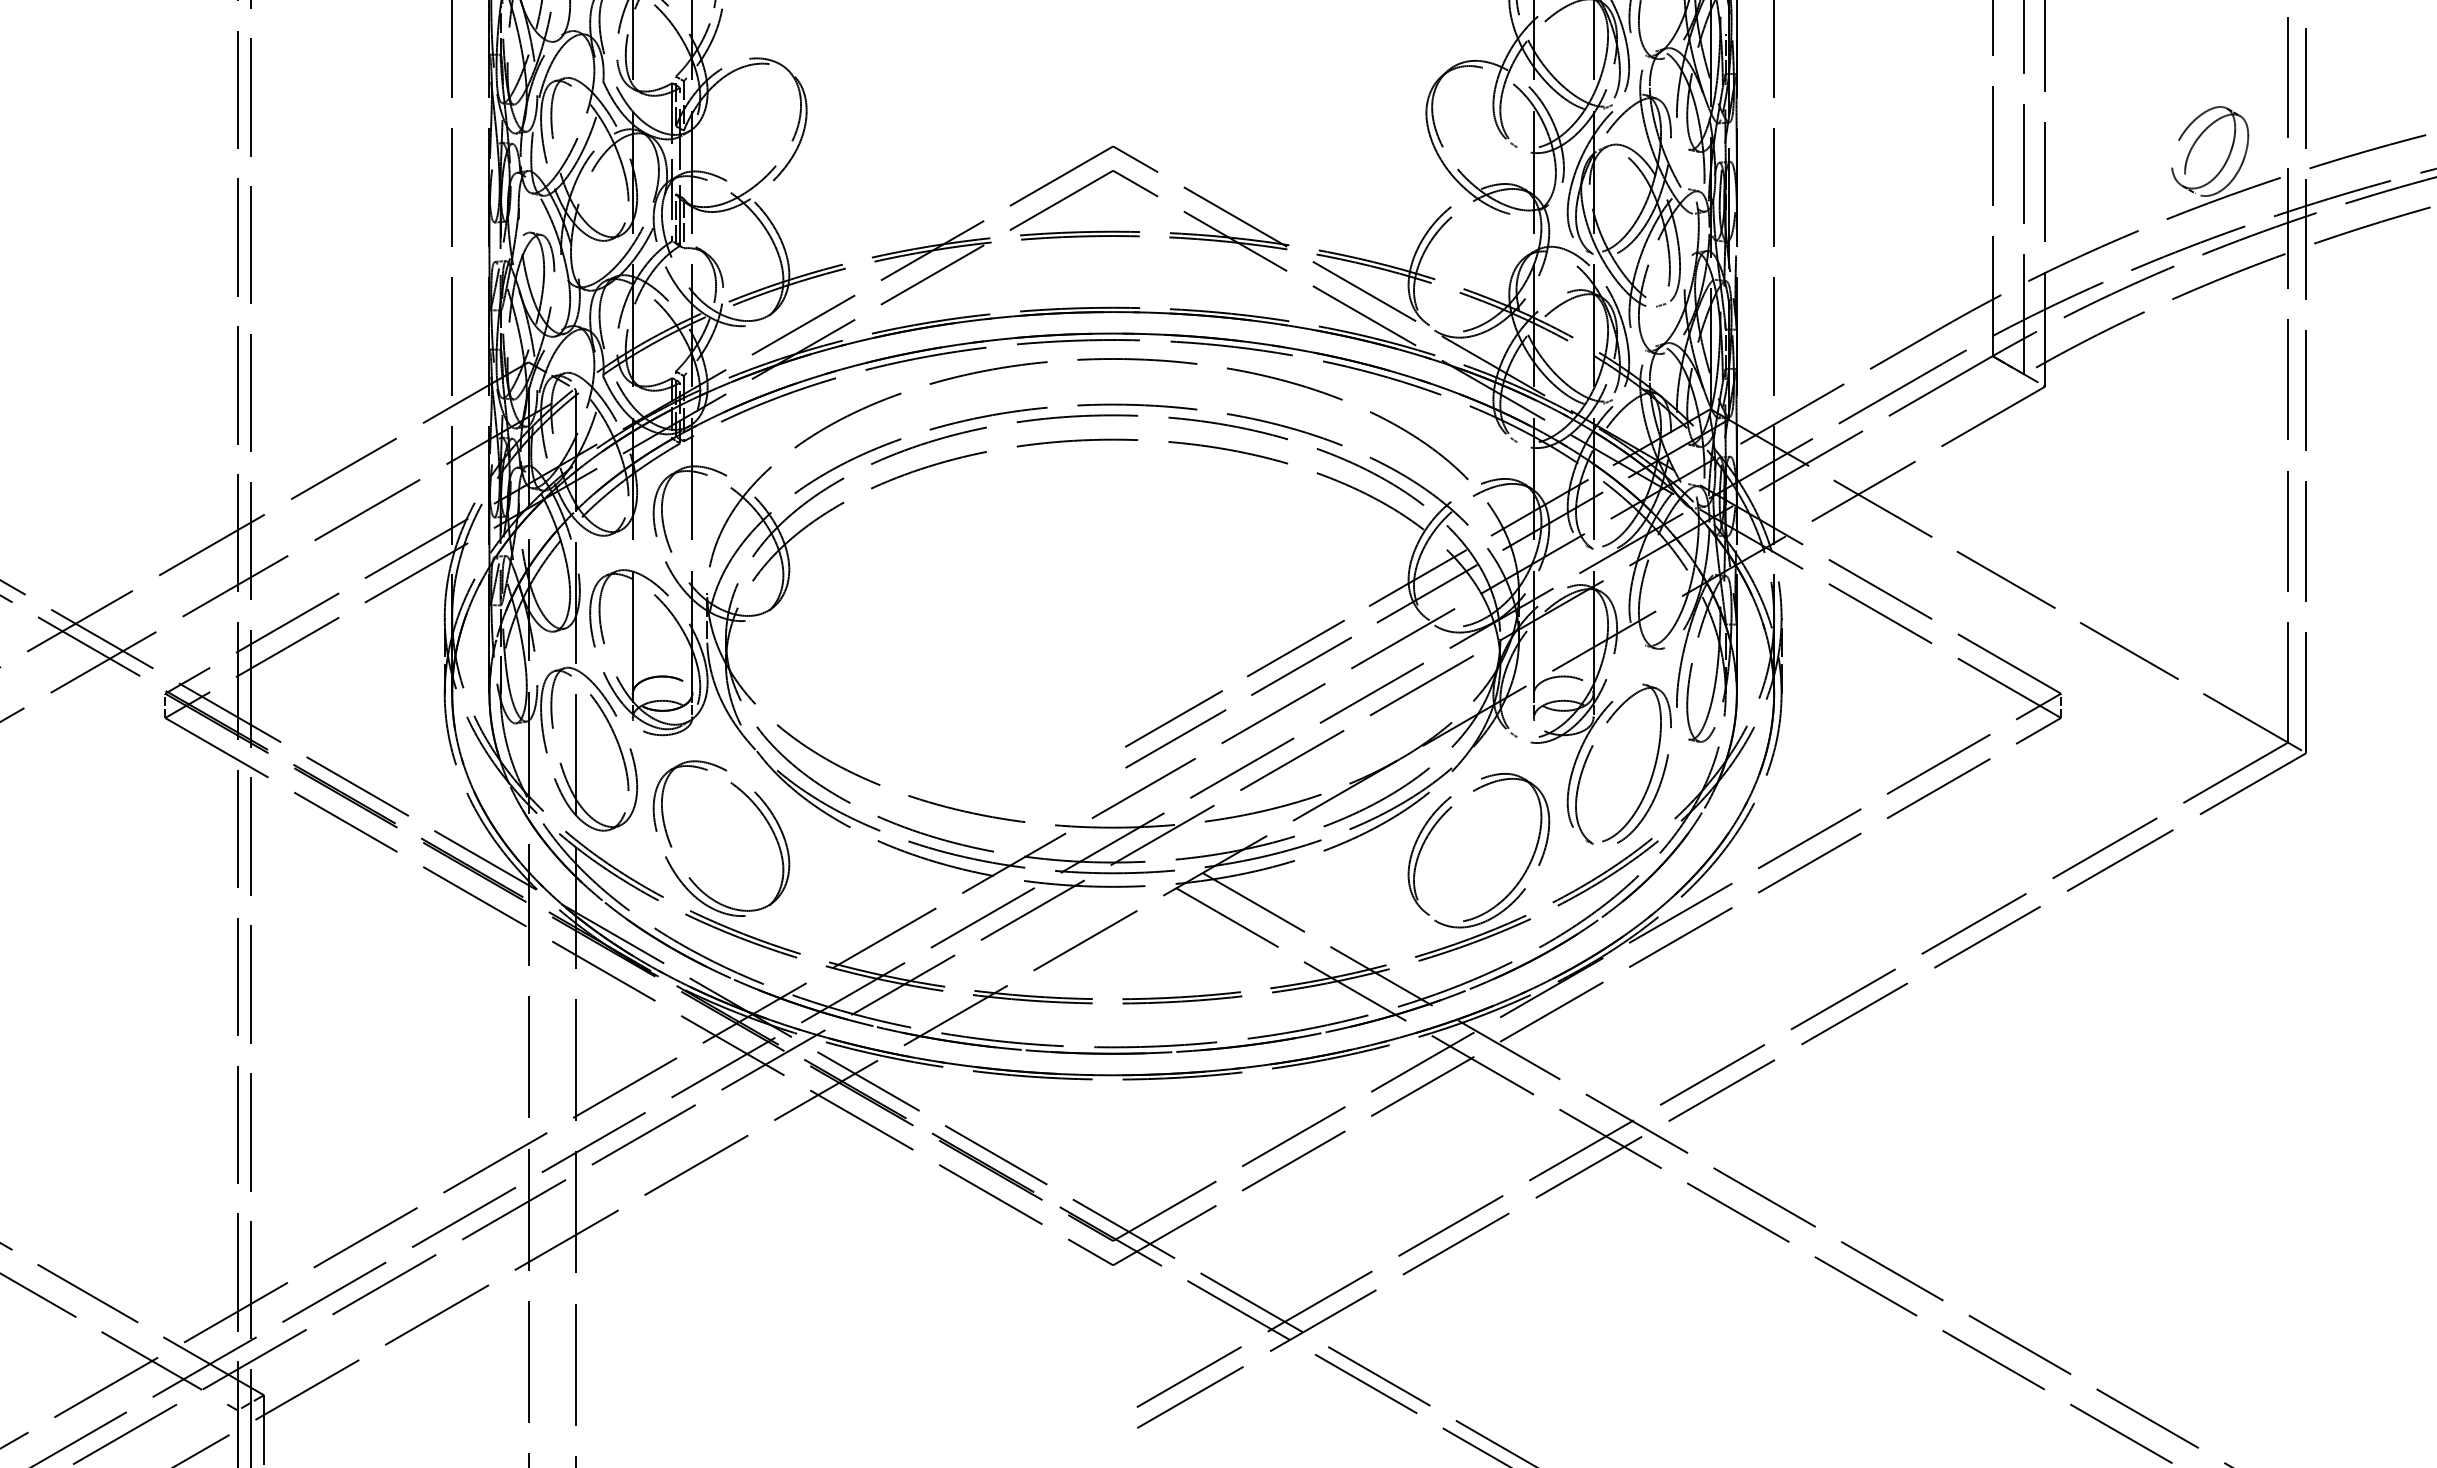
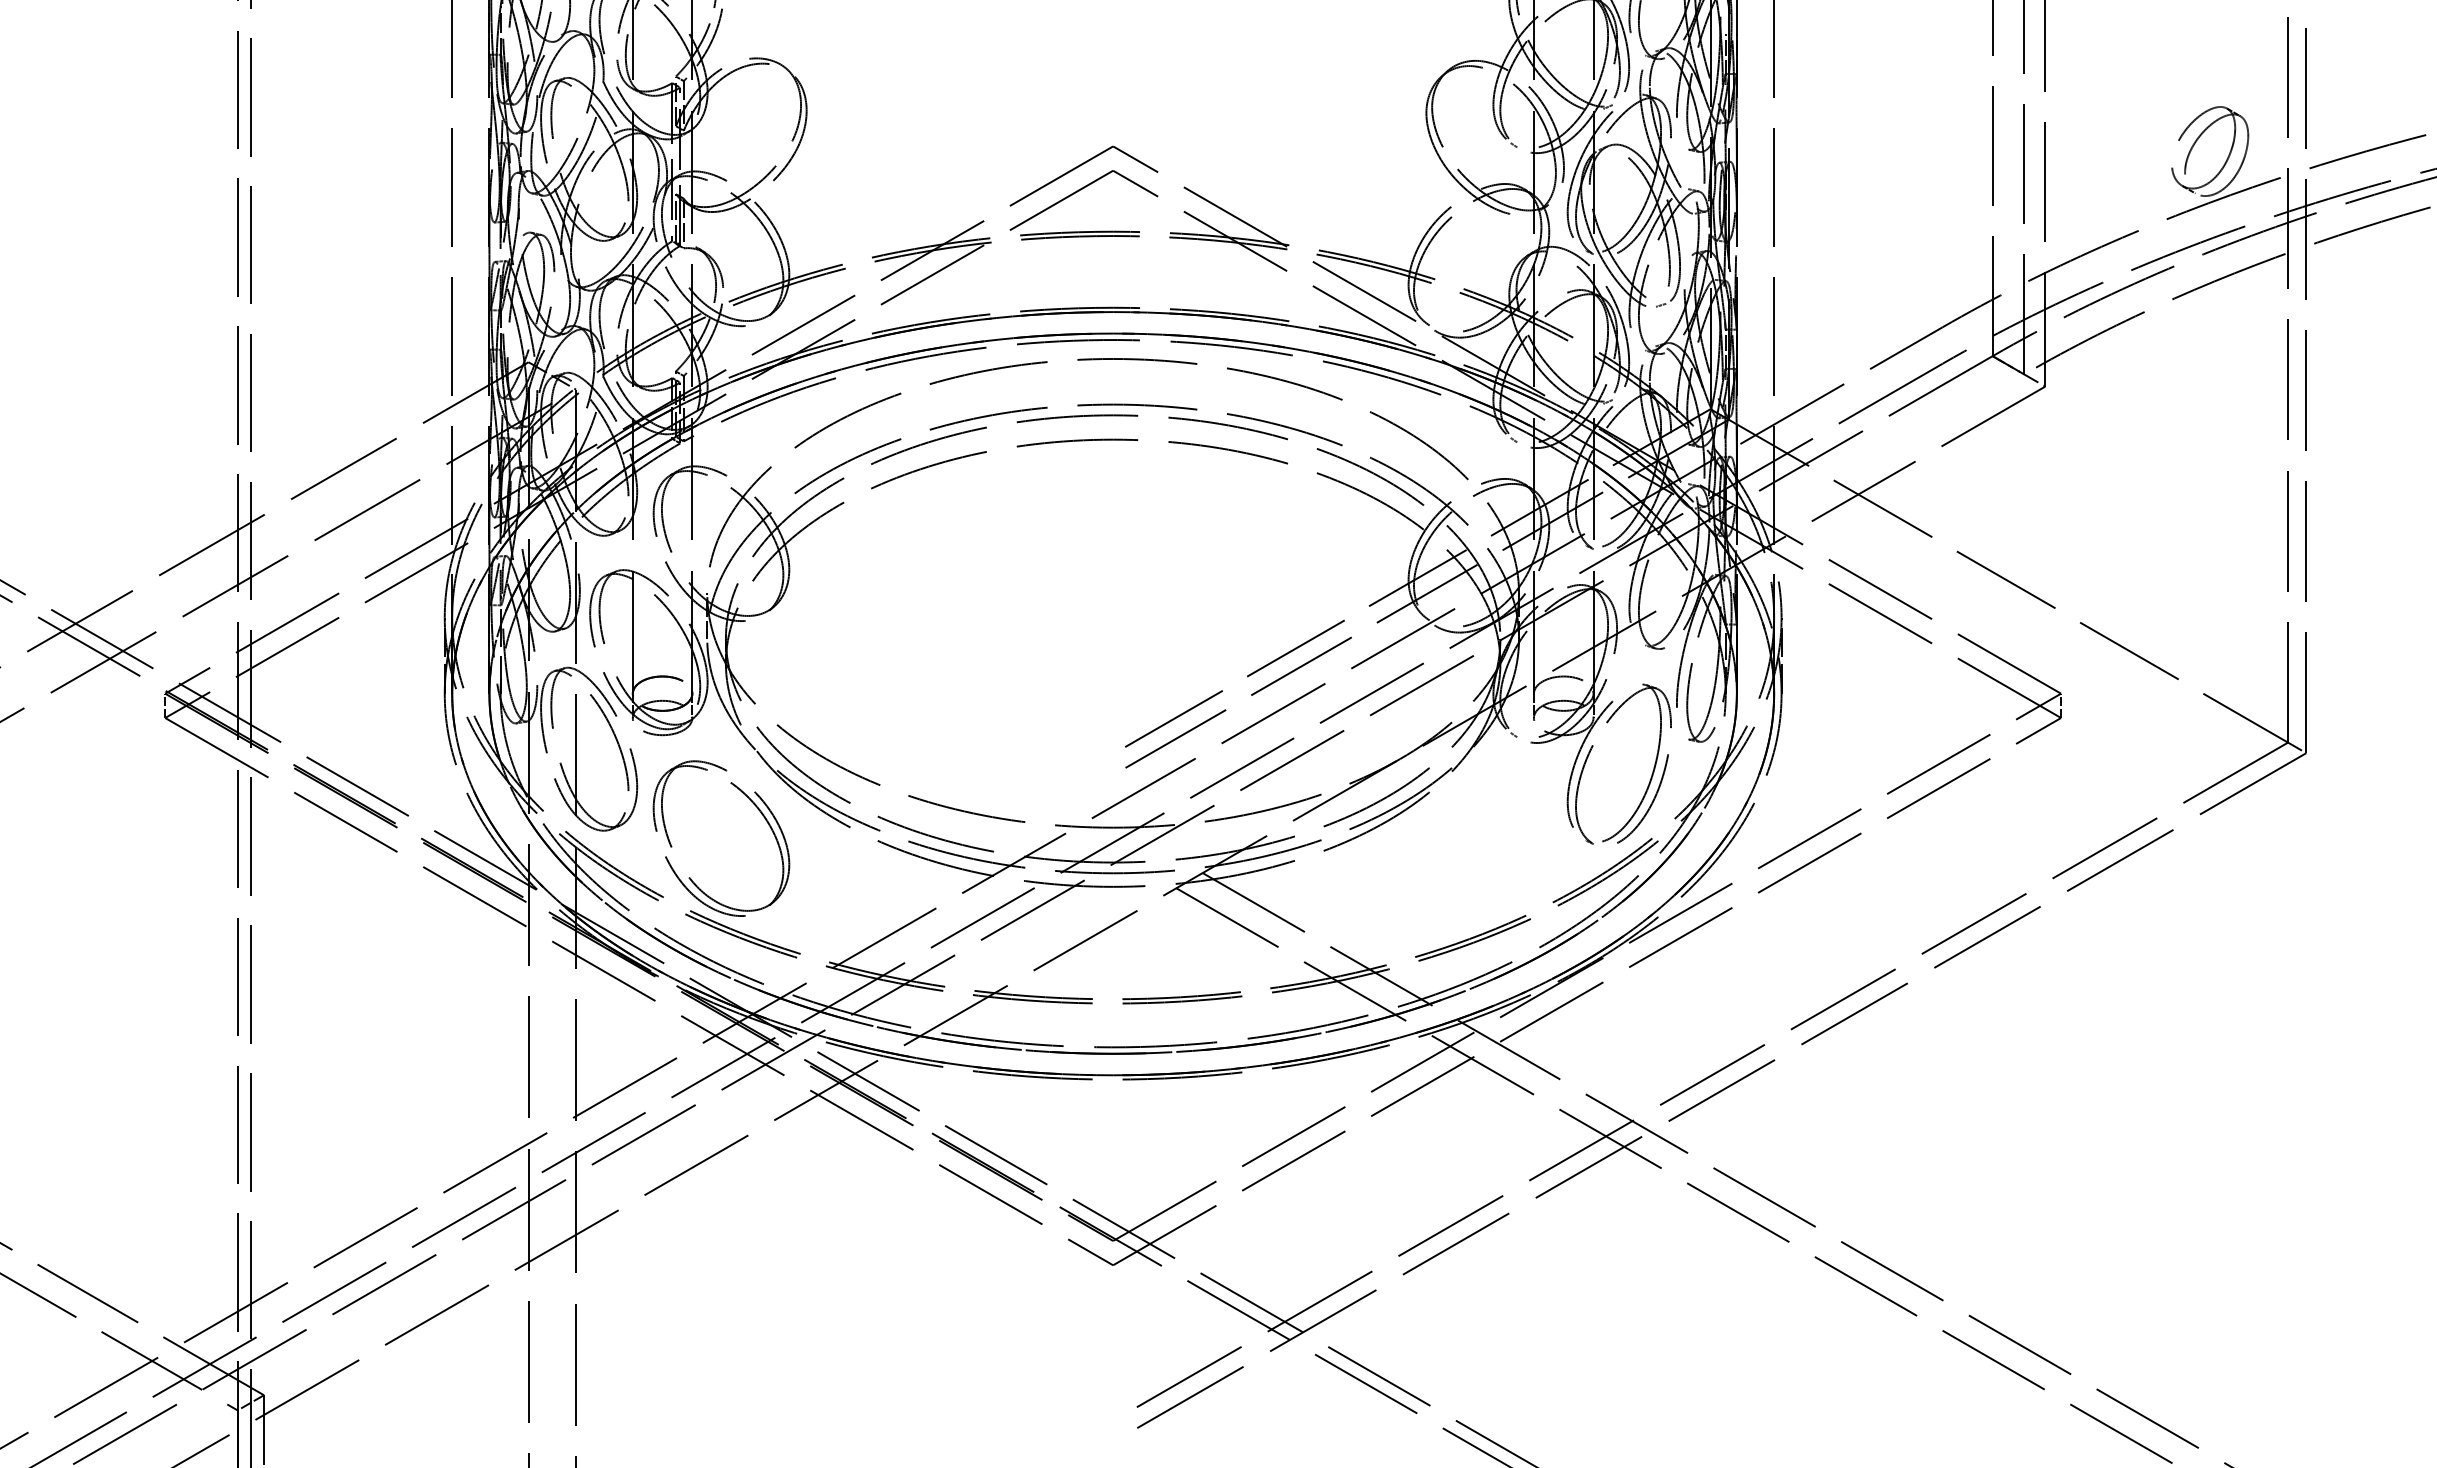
part: present -> none (1439, 821)
